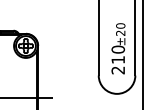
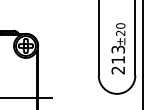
text: 210 -> 213 (117, 49)
